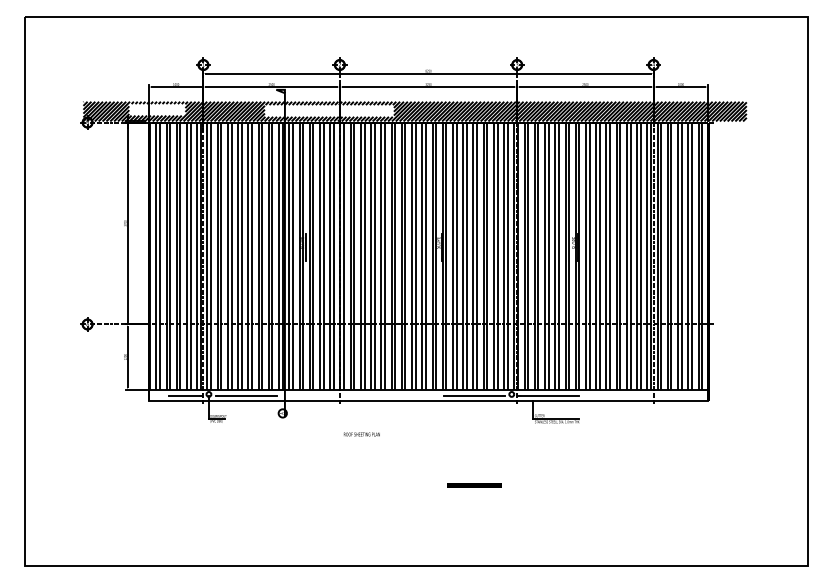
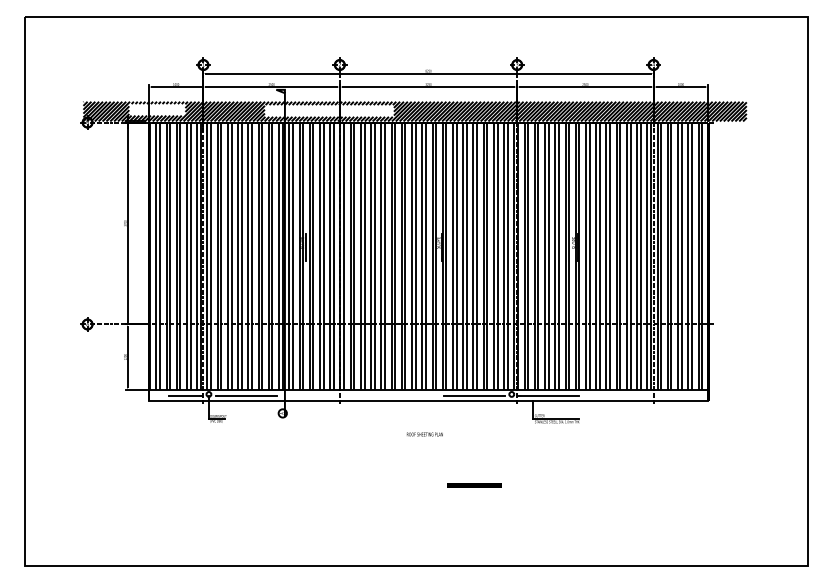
text position: (361, 434) -> (424, 434) (424, 434)
